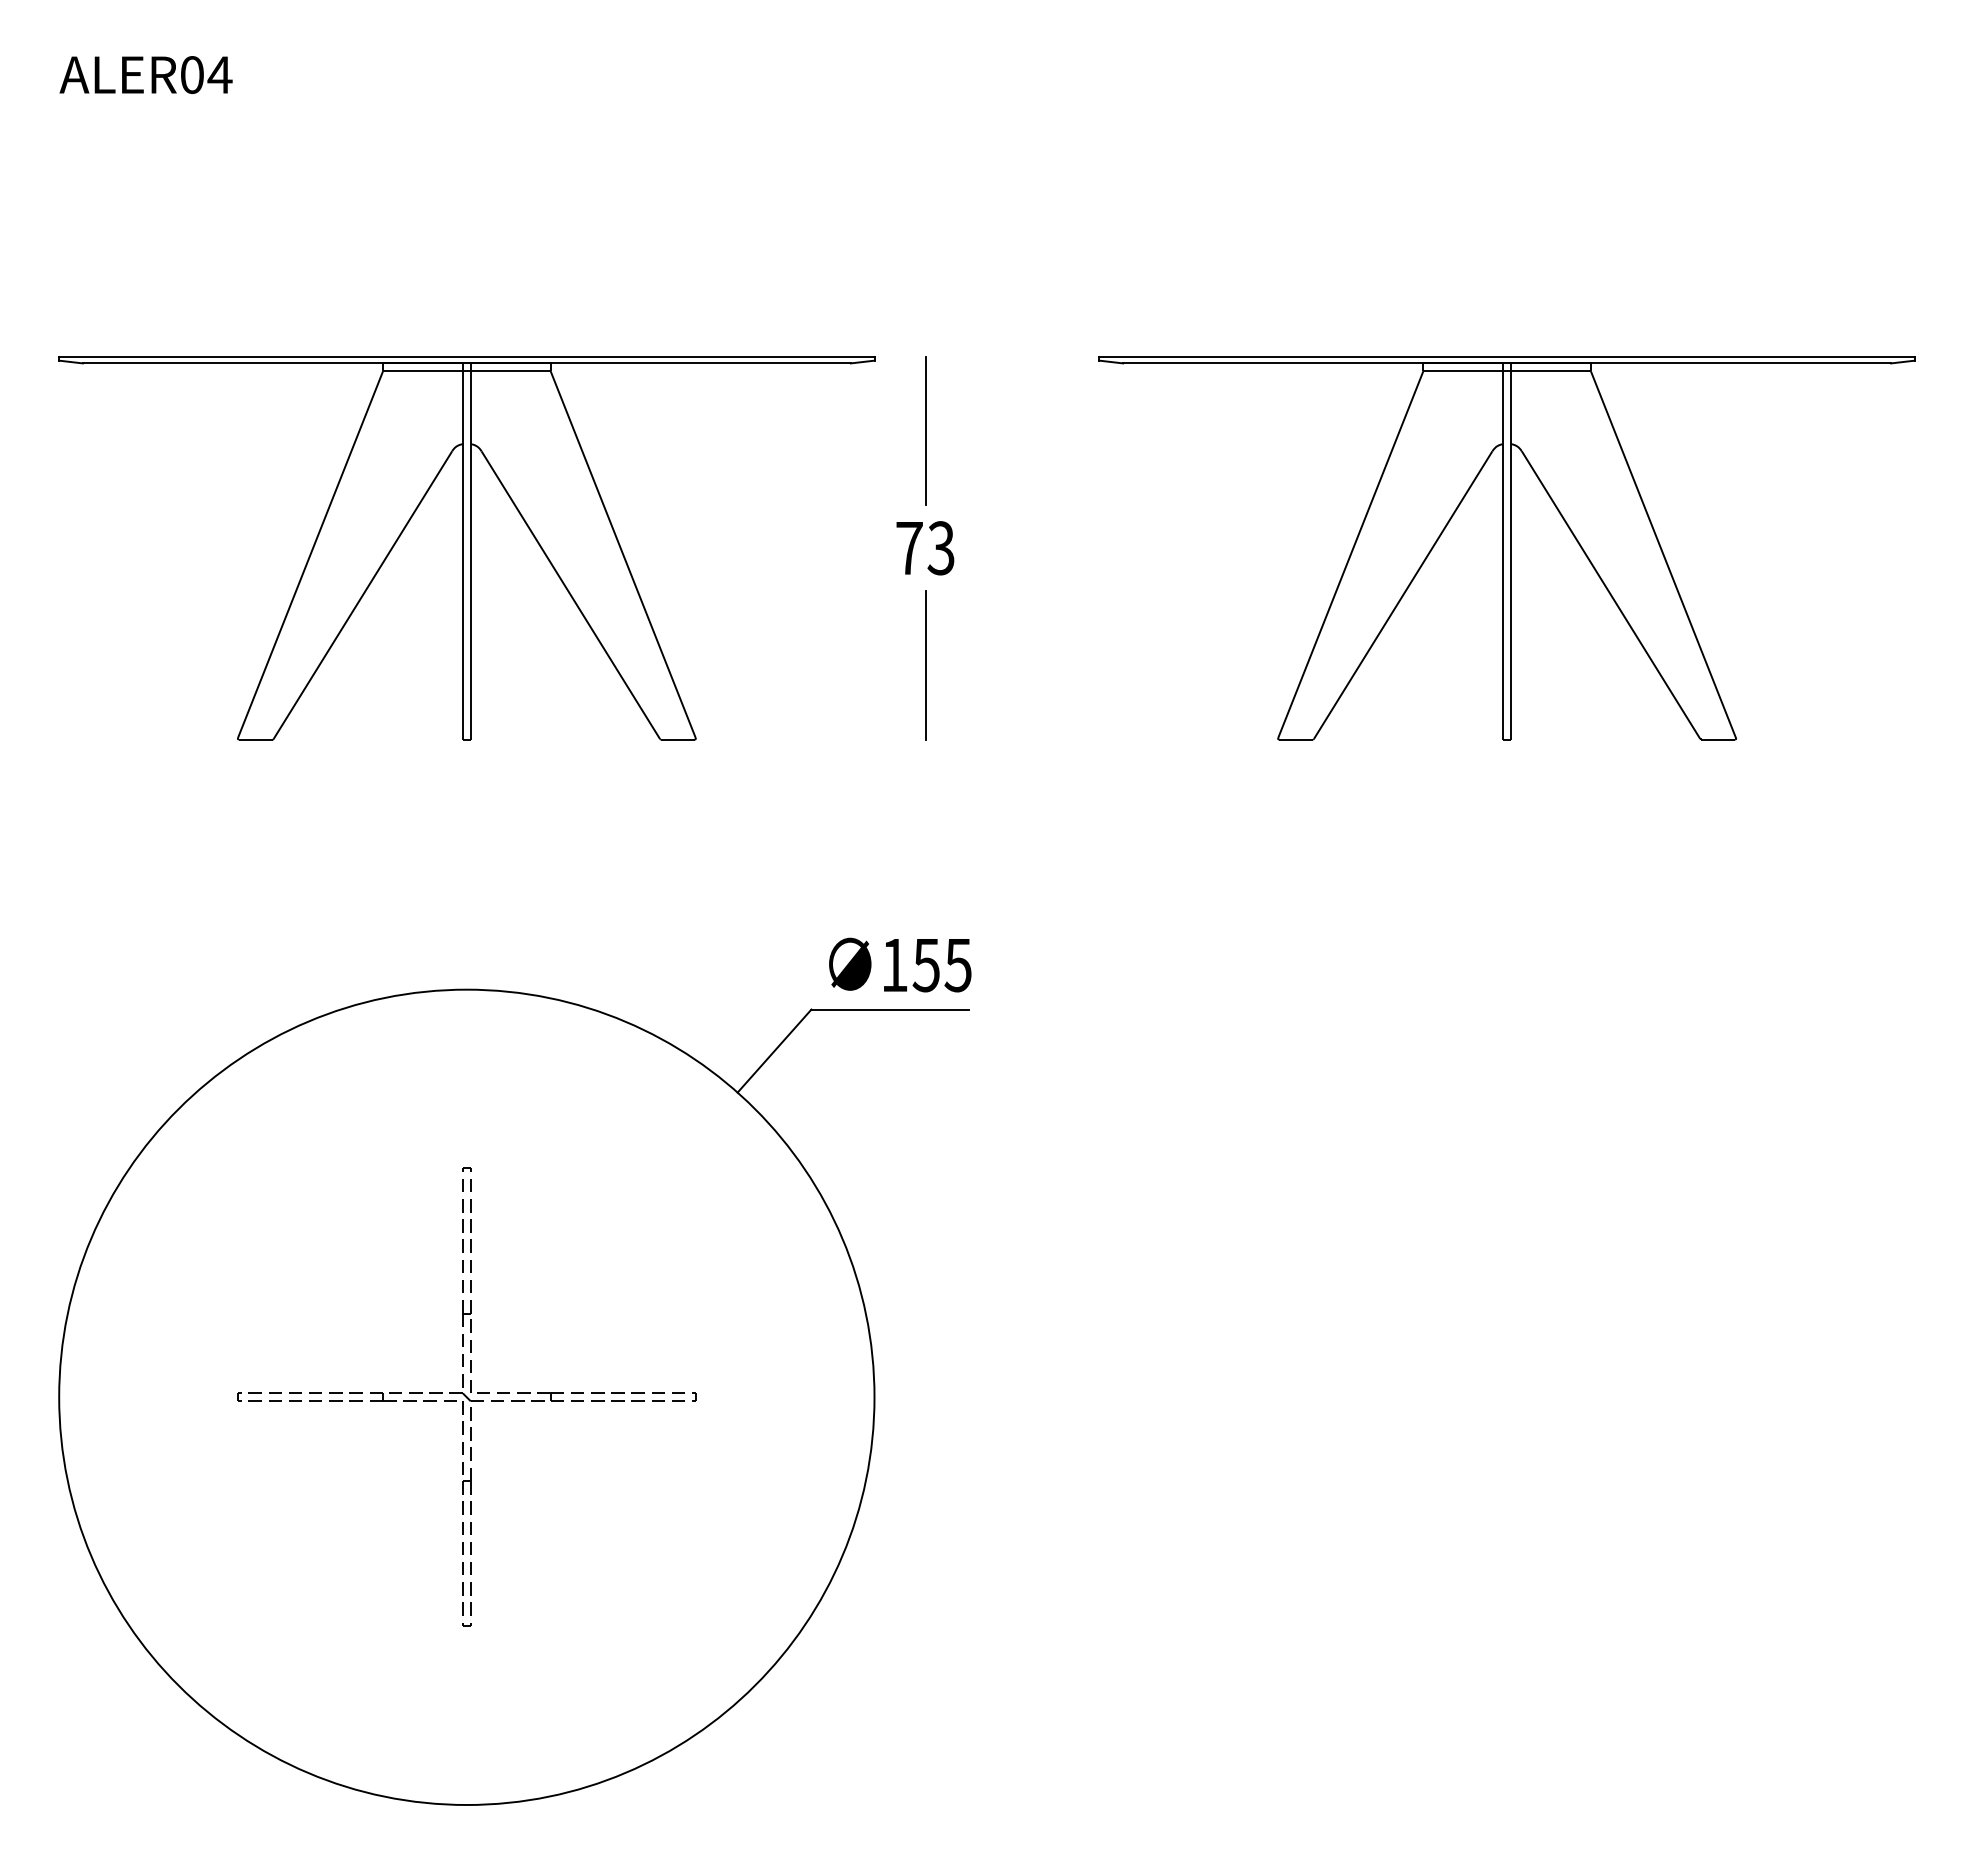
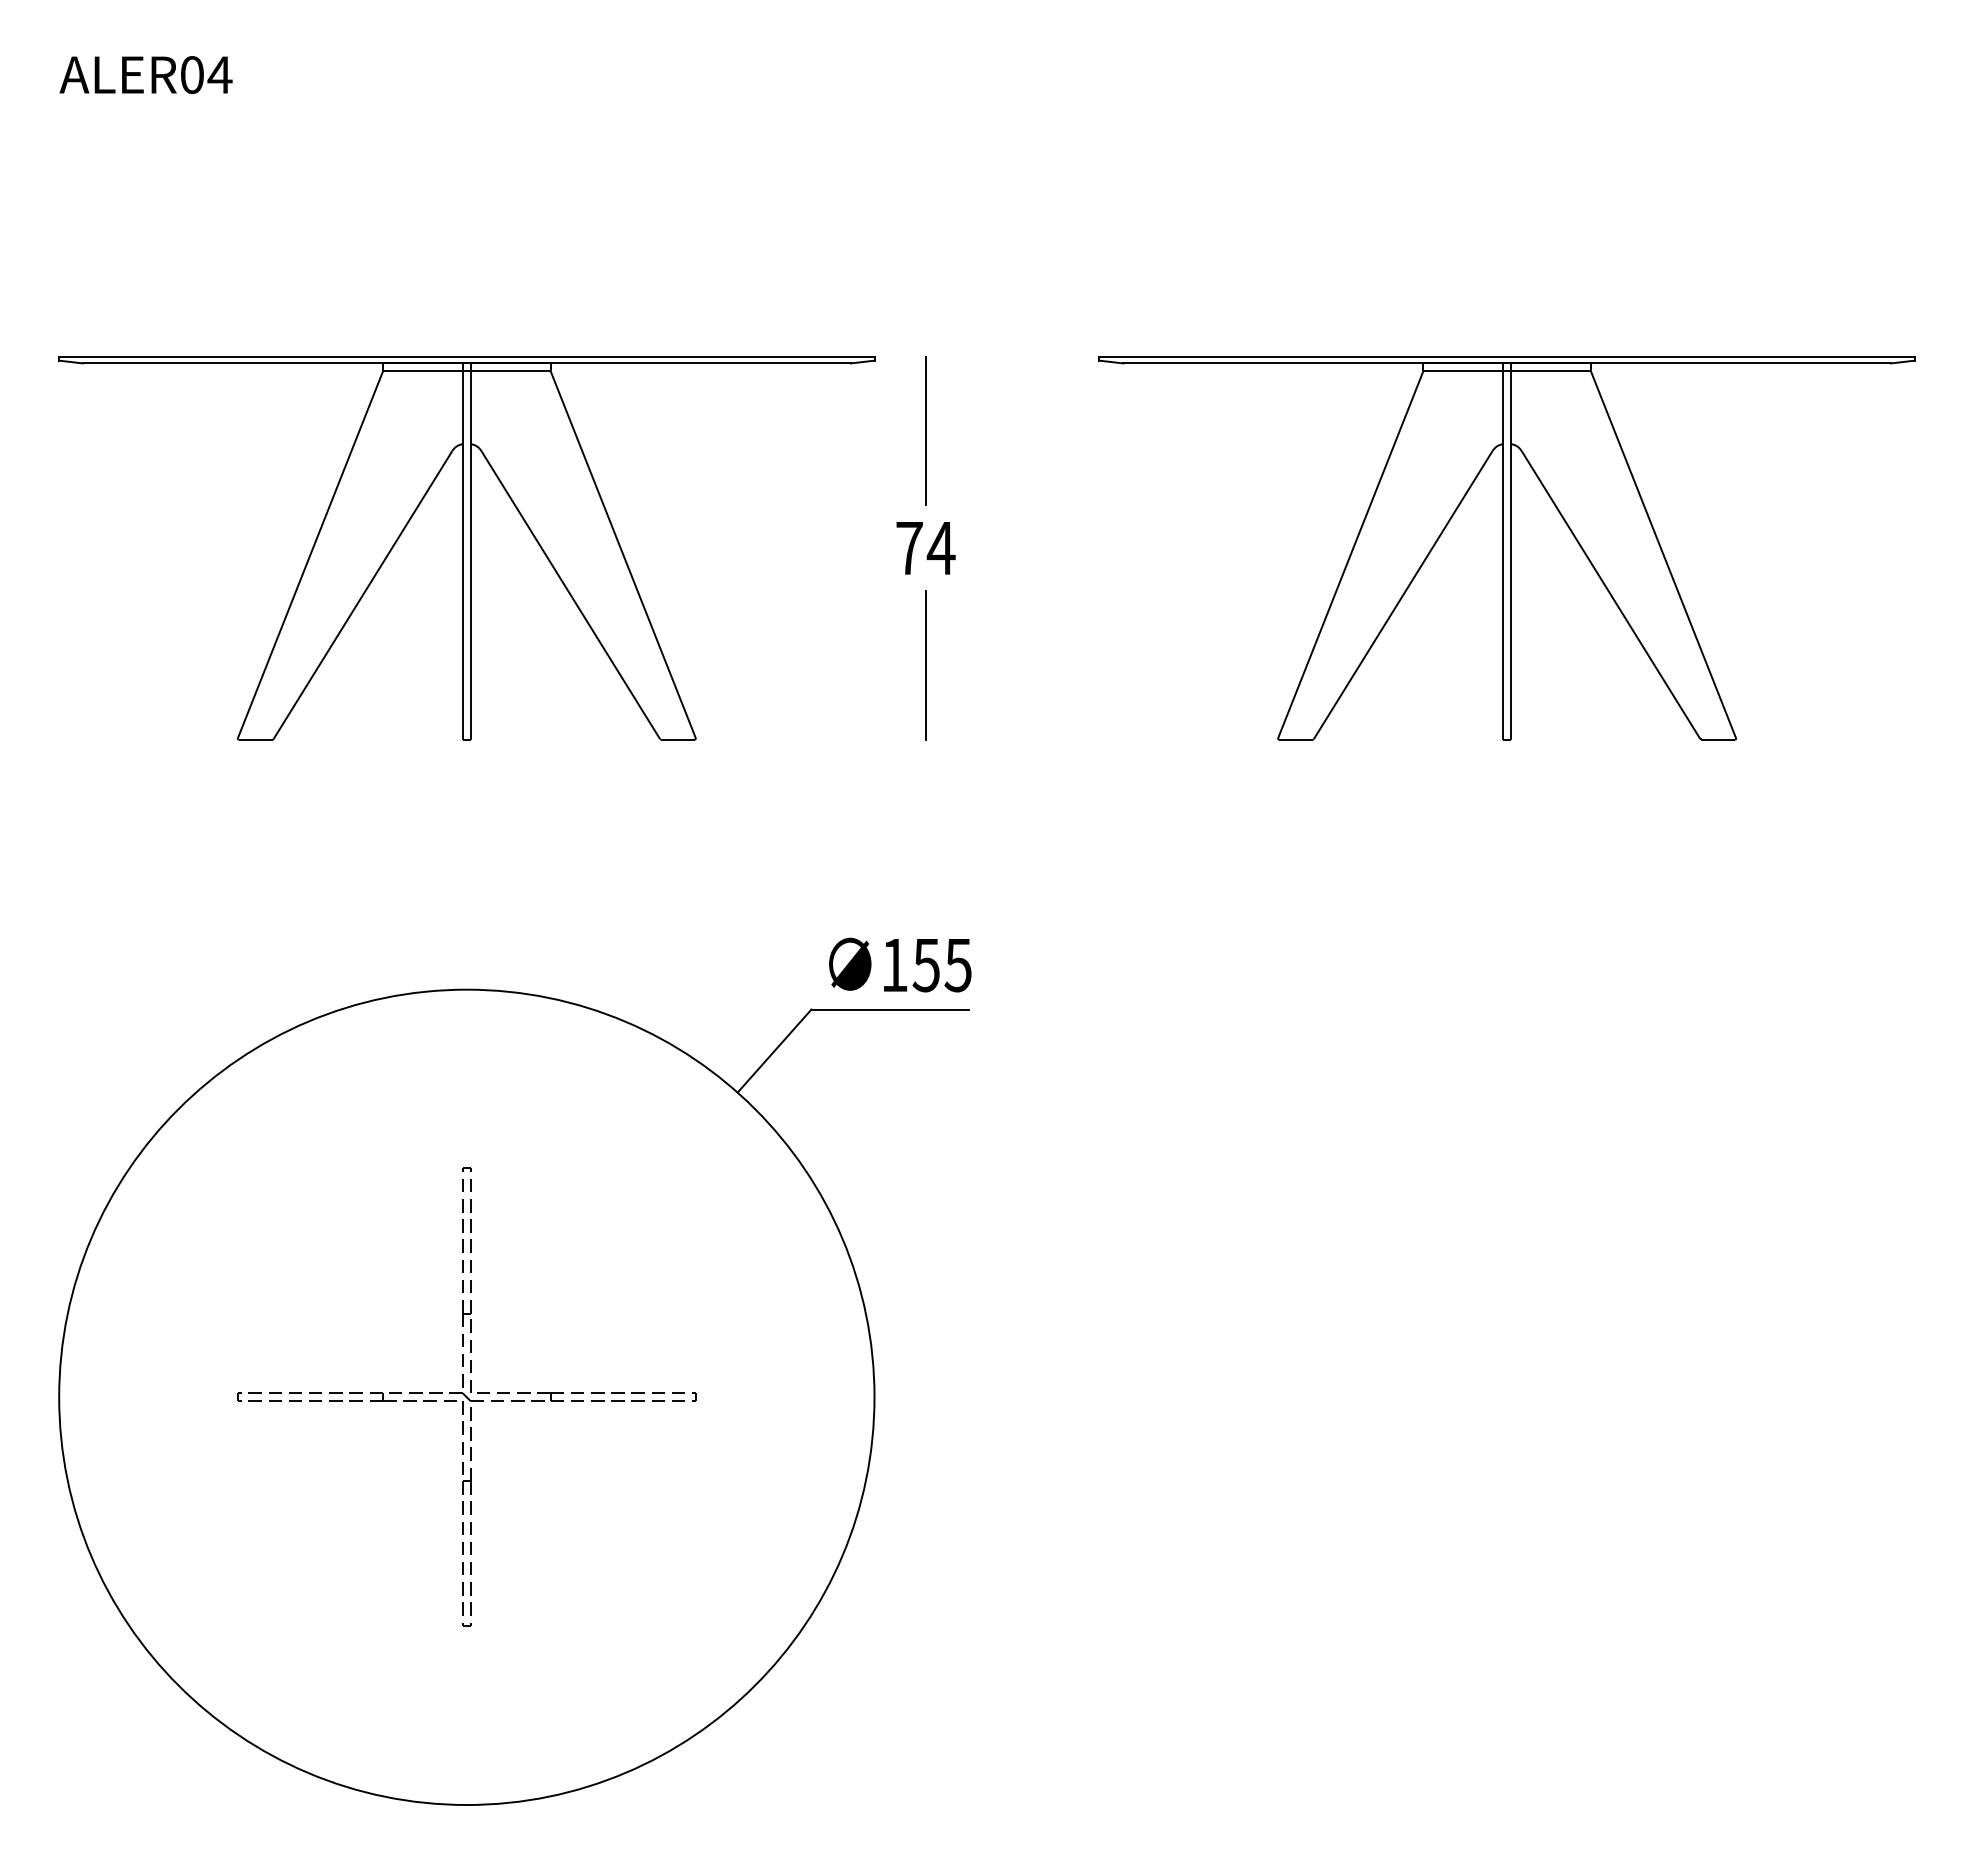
text: 73 -> 74 (940, 548)
